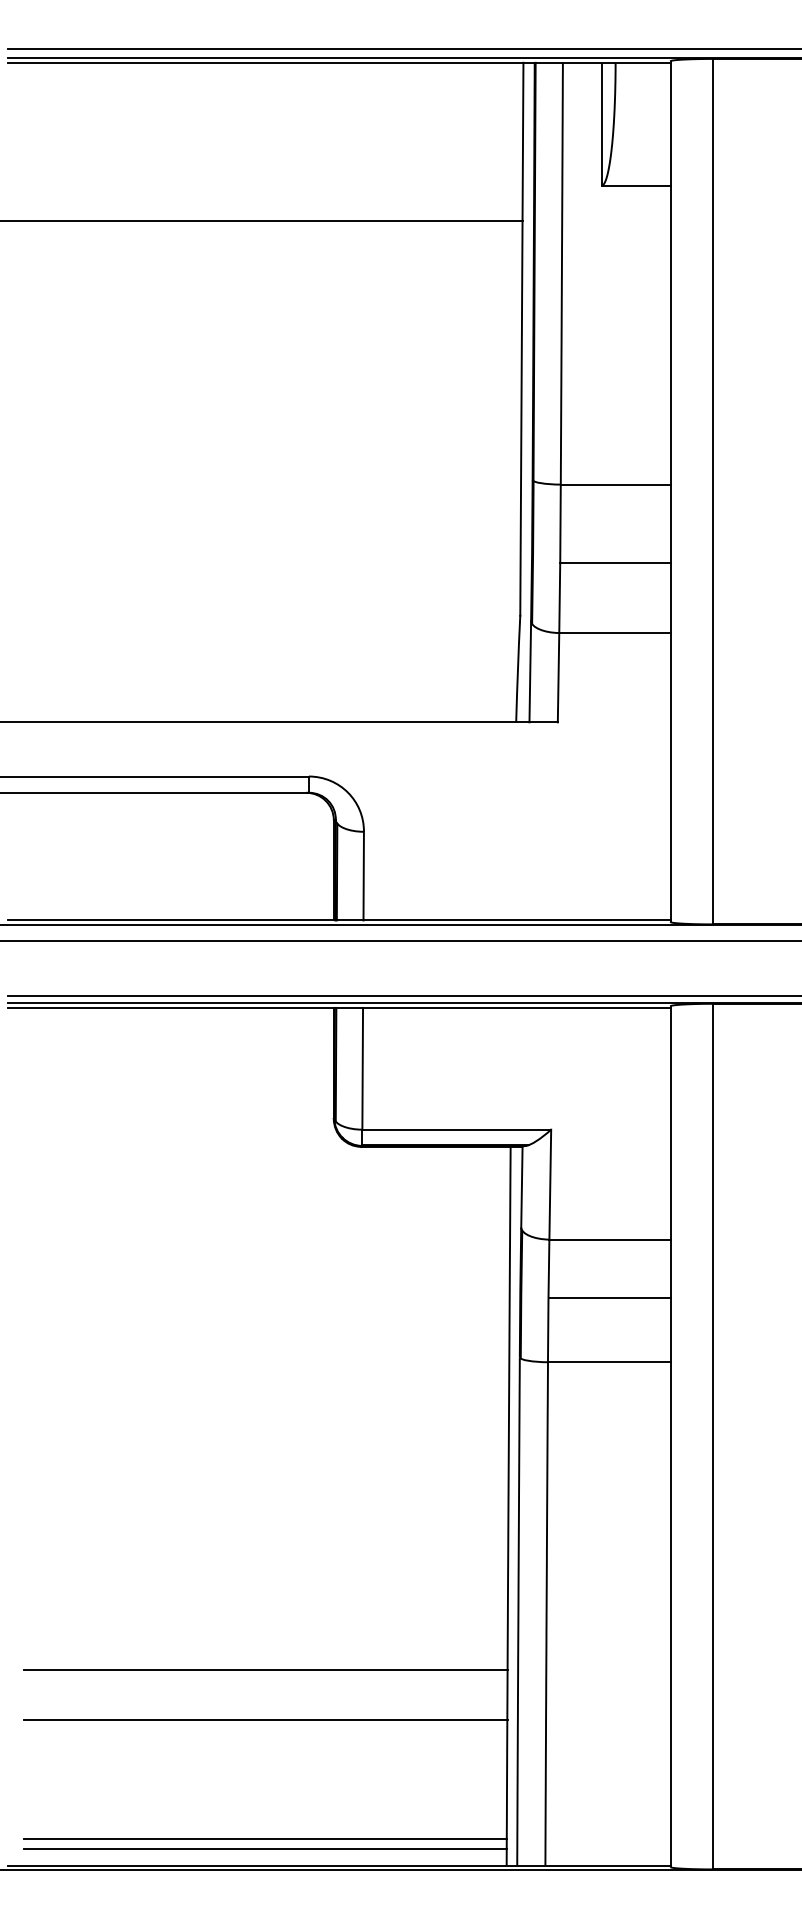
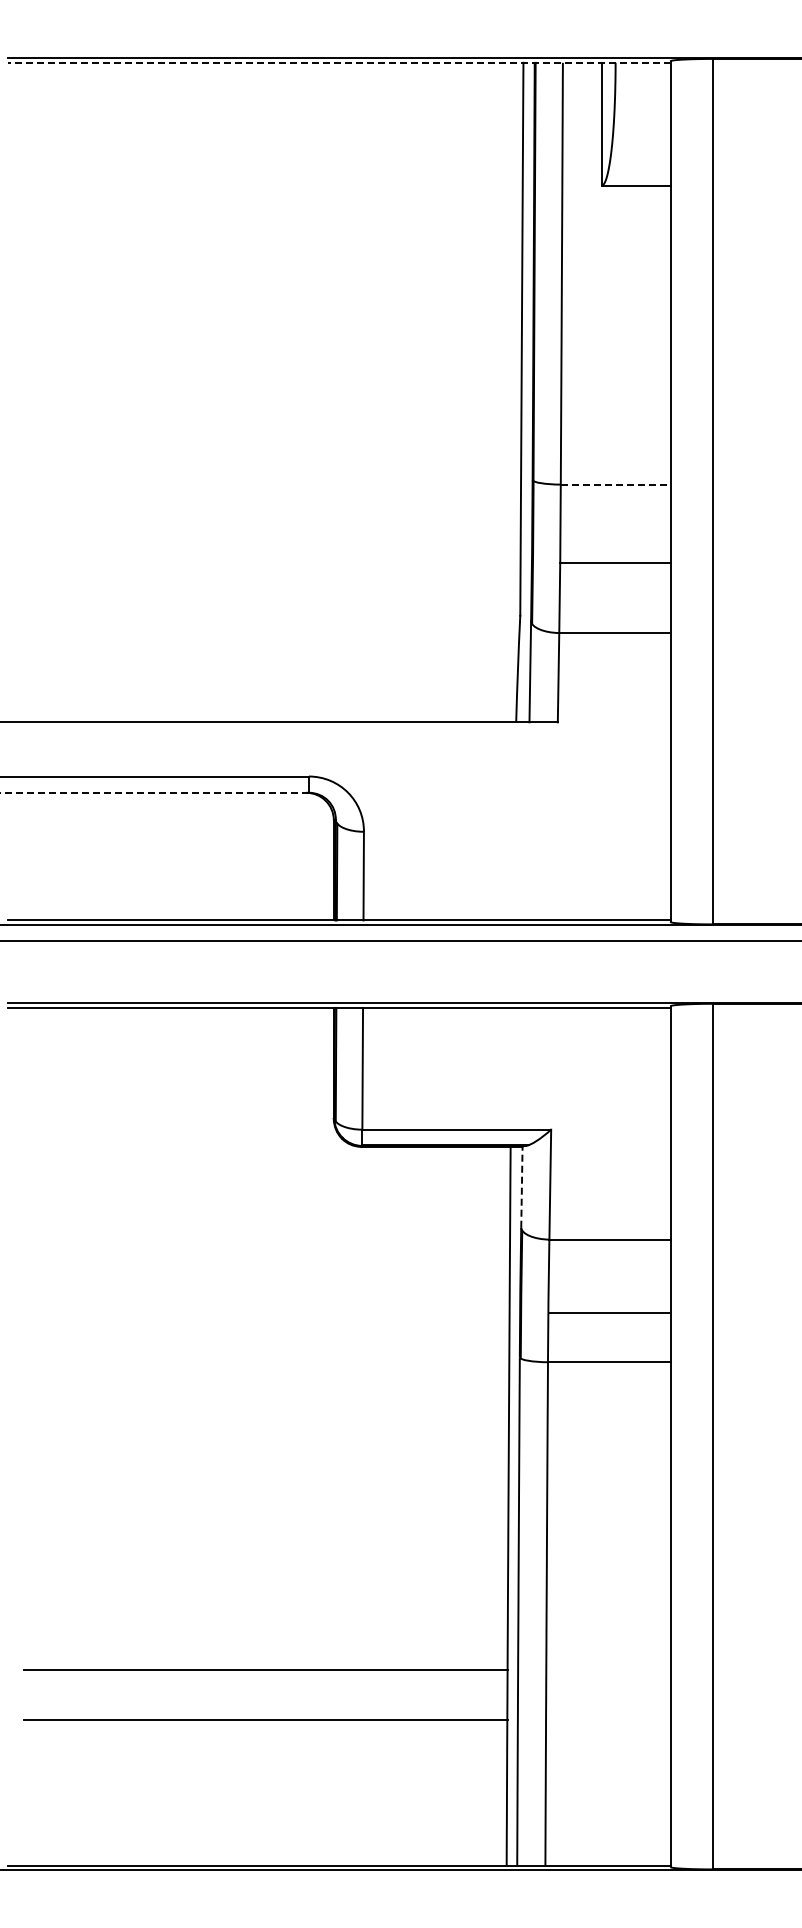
line: present -> none (403, 49)
line: solid -> dashed (338, 62)
line: present -> none (262, 220)
line: solid -> dashed (615, 484)
line: solid -> dashed (155, 792)
line: present -> none (403, 995)
line: solid -> dashed (521, 1187)
line position: (609, 1297) -> (609, 1312) (609, 1312)
line: present -> none (264, 1839)
line: present -> none (264, 1848)
